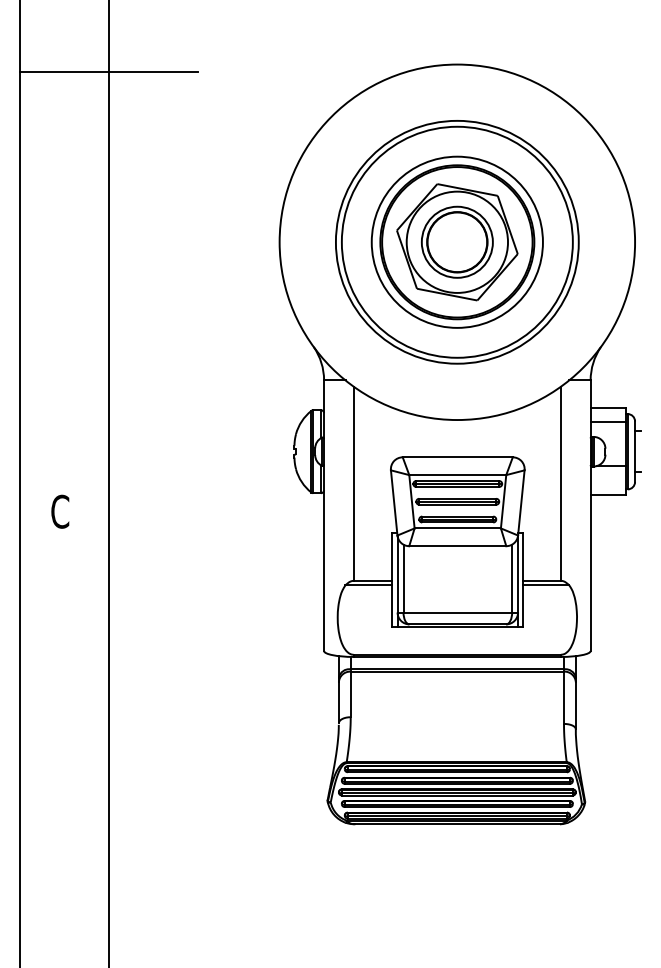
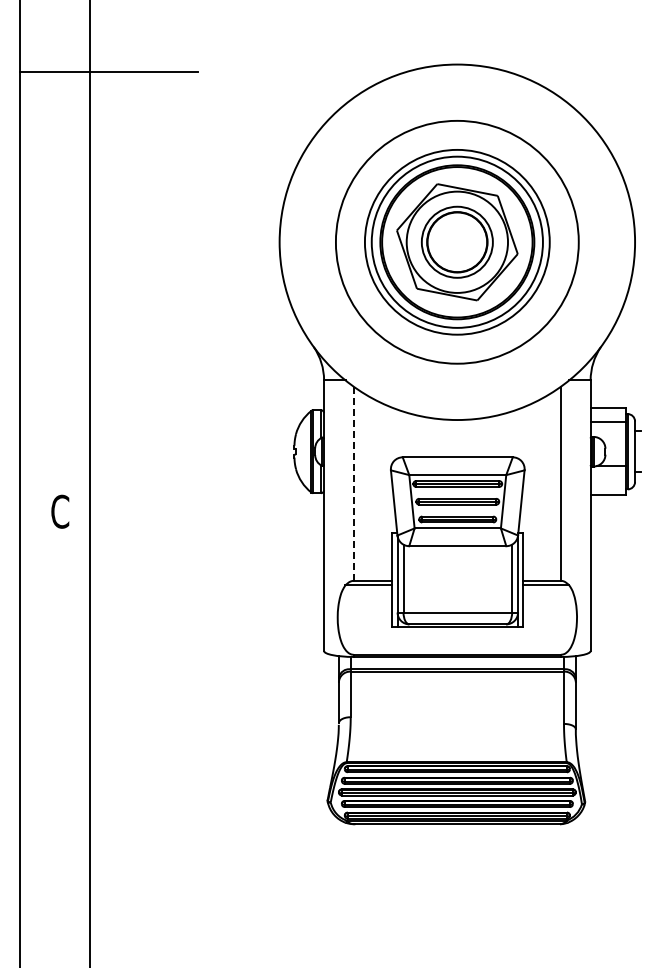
circle diameter: 231 px -> 185 px (456, 241)
line position: (108, 483) -> (89, 483) (89, 483)
line: solid -> dashed (353, 484)
